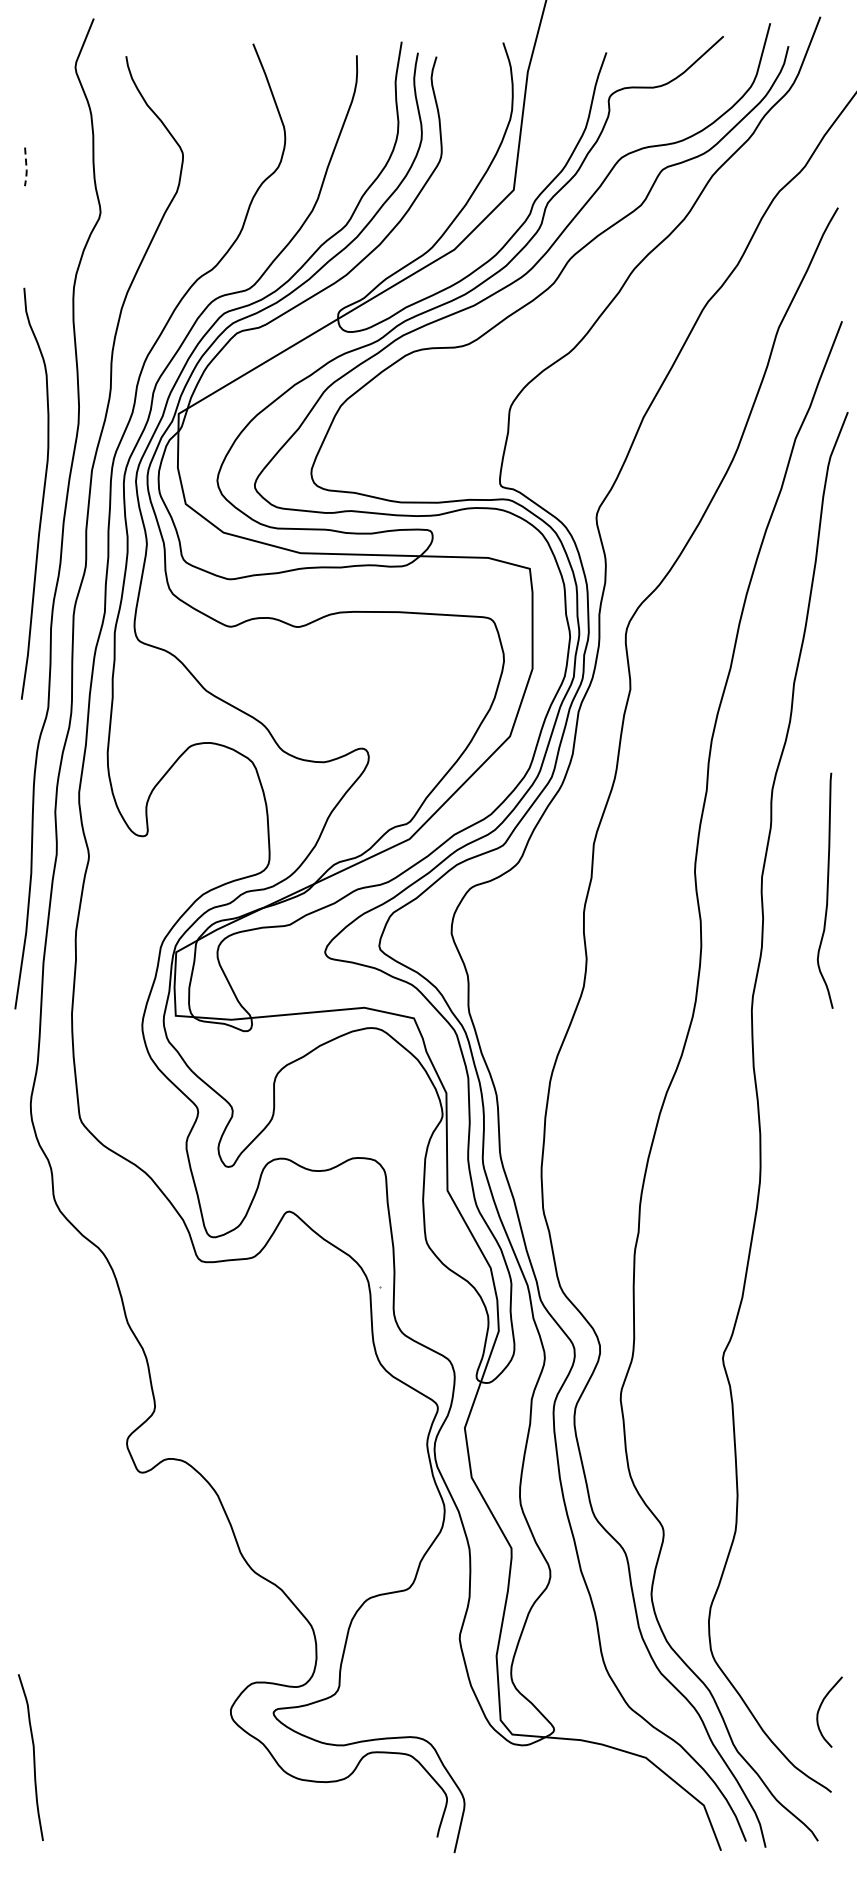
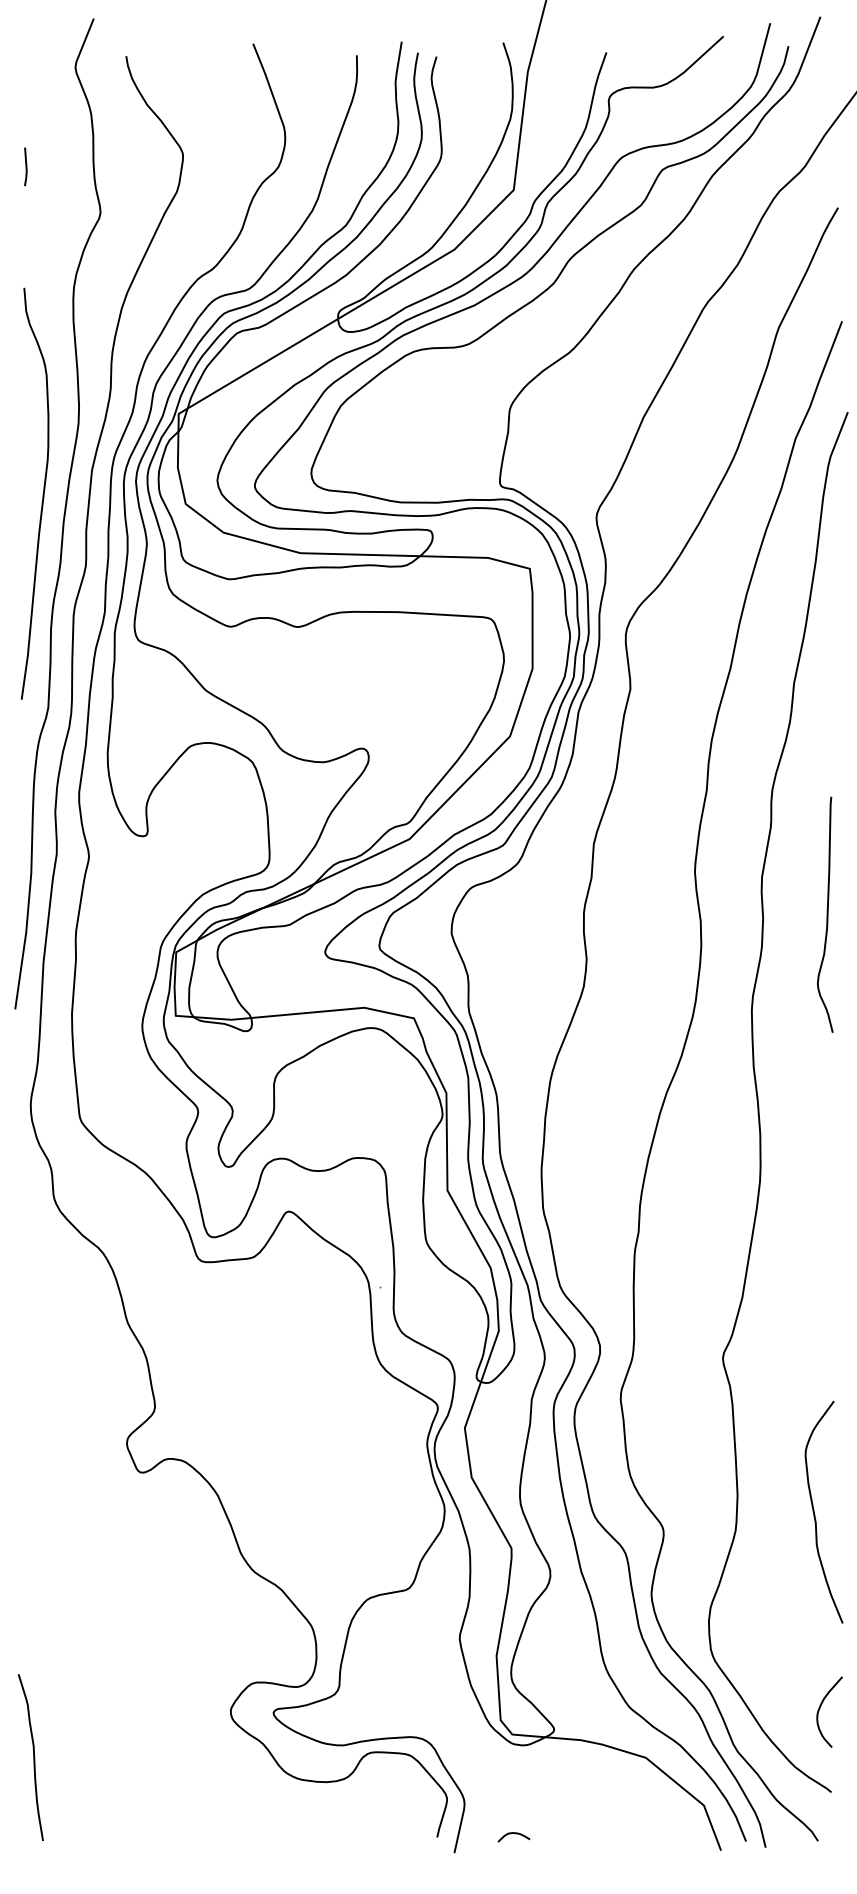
line: dashed -> solid (26, 167)
curve position: (826, 890) -> (826, 914) (826, 914)
curve: none -> present (815, 1514)
curve: none -> present (515, 1834)
